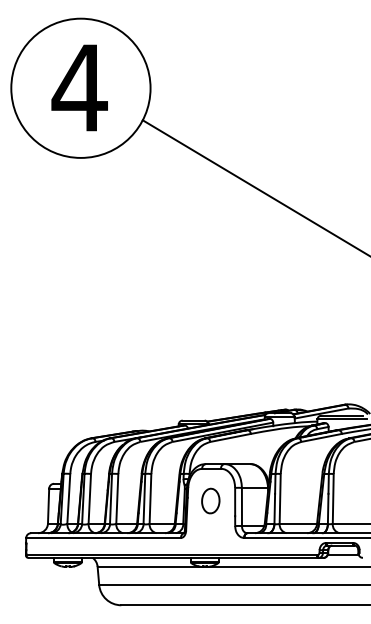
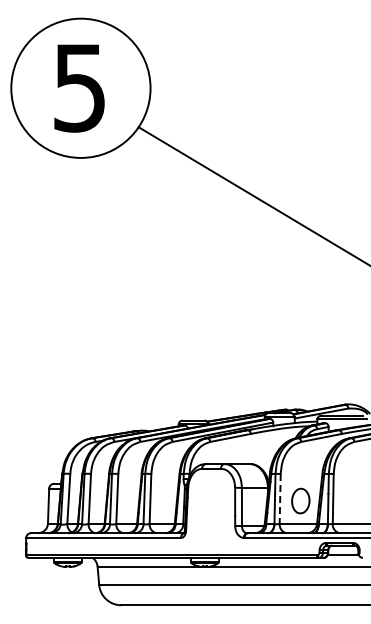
text: 4 -> 5 (79, 88)
line position: (254, 187) -> (252, 195) (252, 195)
line: solid -> dashed (280, 498)
part position: (210, 500) -> (300, 500) (300, 500)
